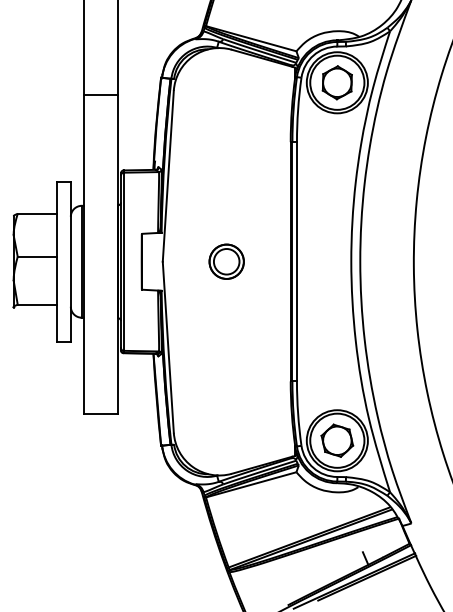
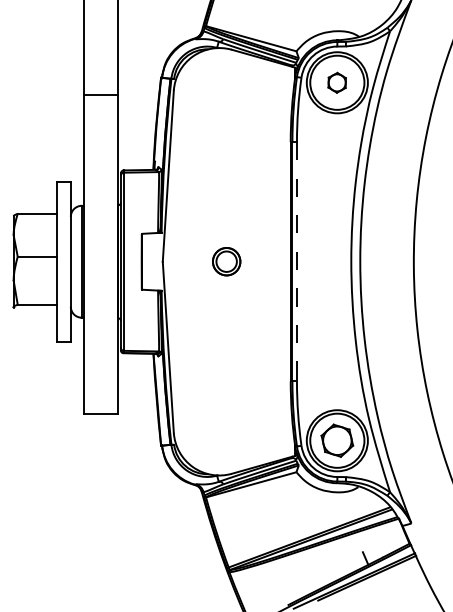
part size: 32x36 px -> 20x23 px (336, 82)
part size: 37x37 px -> 30x30 px (226, 261)
line: solid -> dashed (296, 261)
